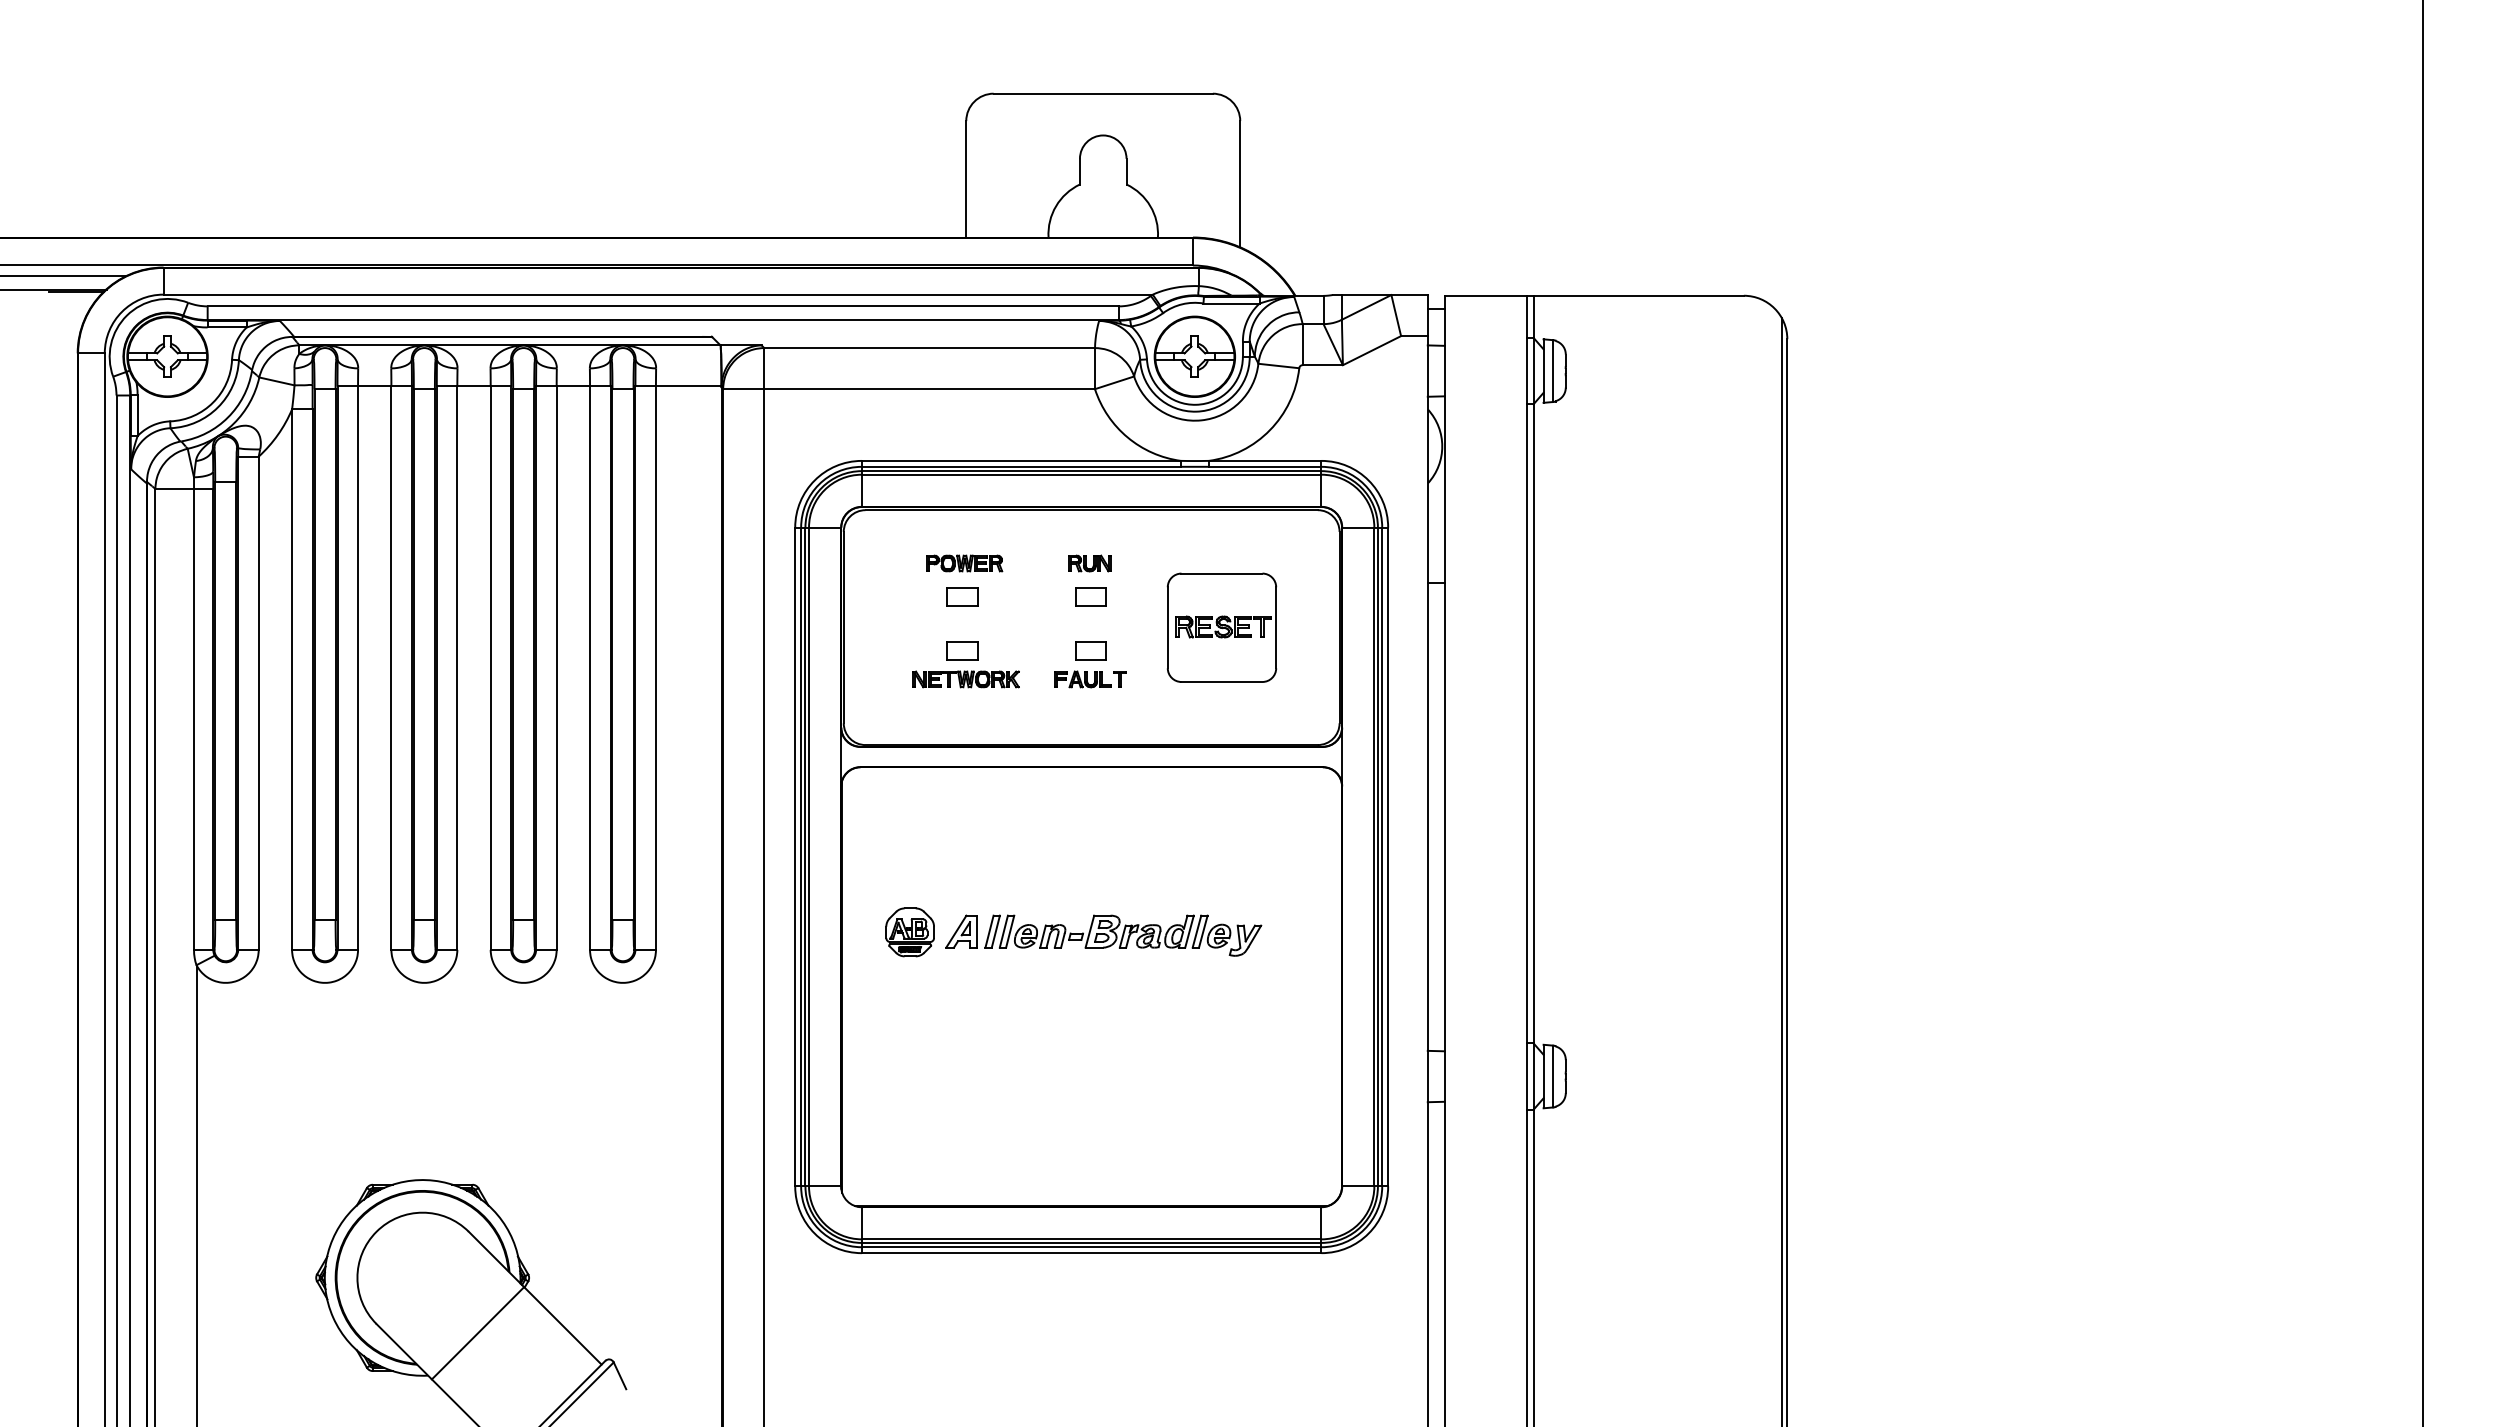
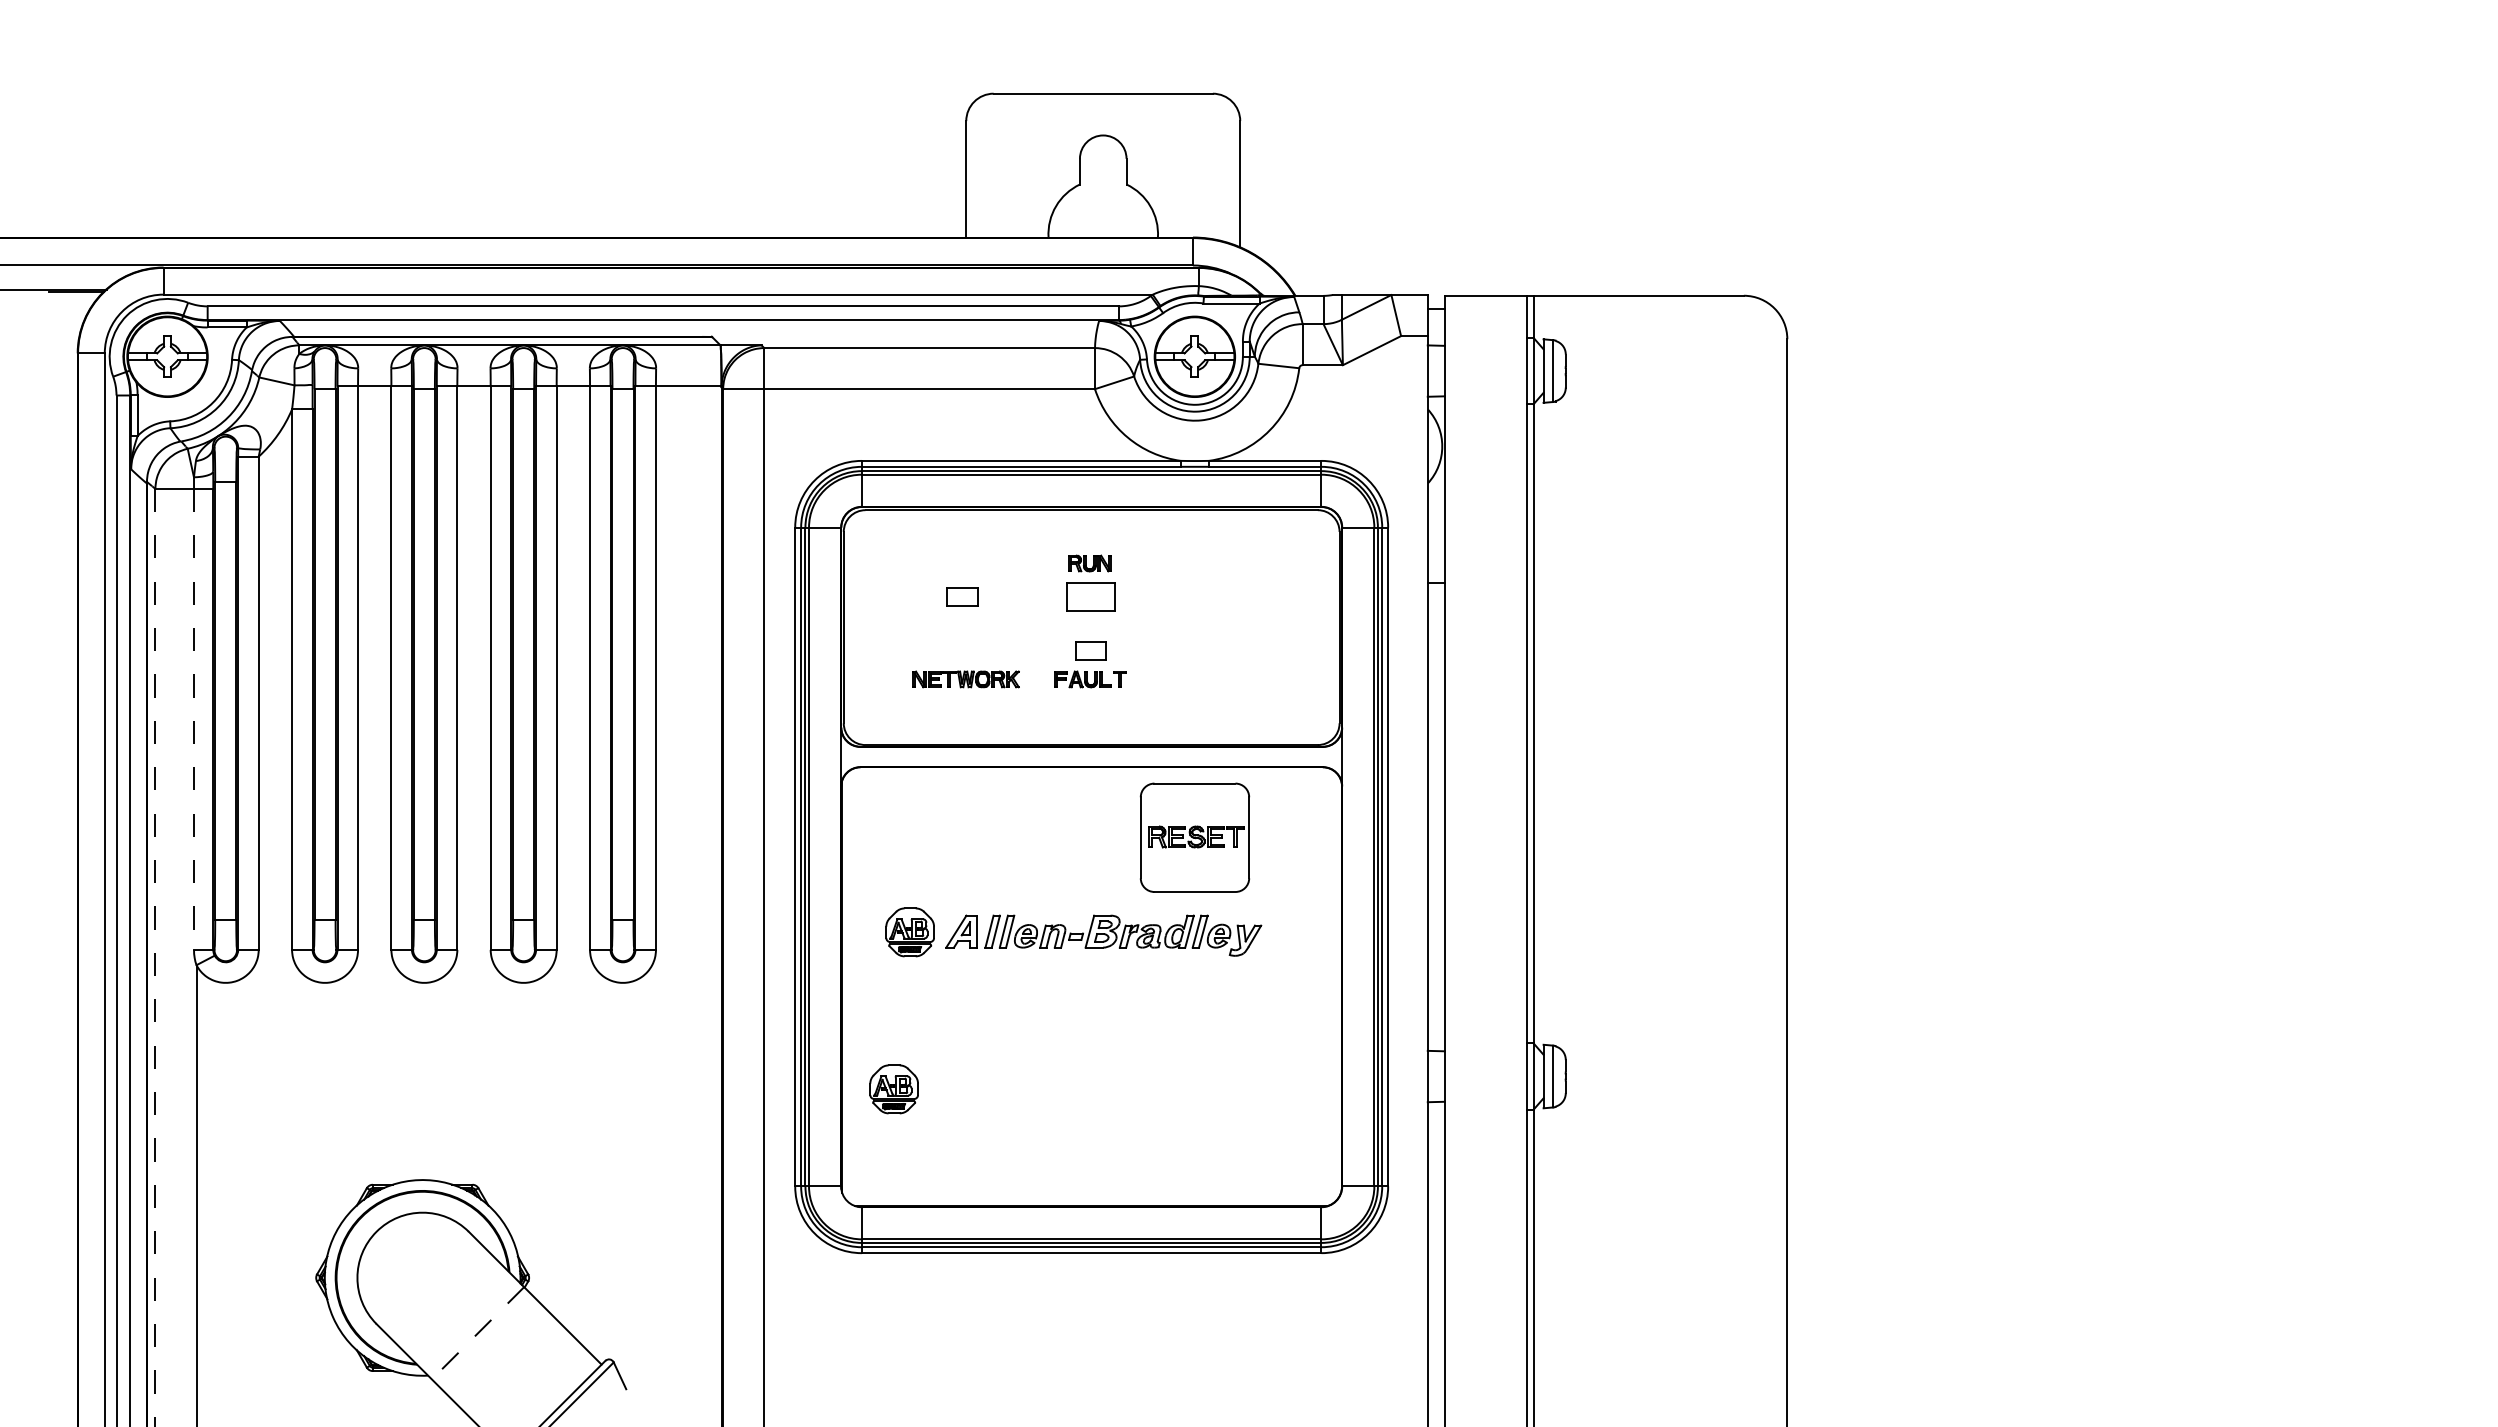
line: present -> none (64, 276)
part: present -> none (964, 563)
part size: 32x20 px -> 50x30 px (1090, 596)
part position: (1221, 627) -> (1194, 837) (1194, 837)
part: present -> none (962, 650)
line: present -> none (2423, 712)
line: solid -> dashed (194, 719)
line: present -> none (1781, 870)
line: solid -> dashed (155, 957)
part: none -> present (893, 1089)
line: solid -> dashed (477, 1333)
